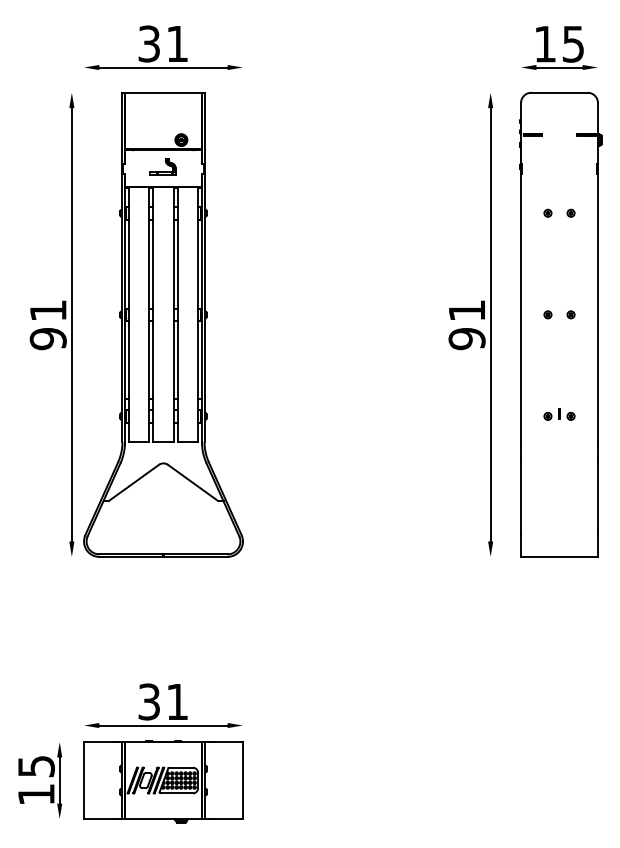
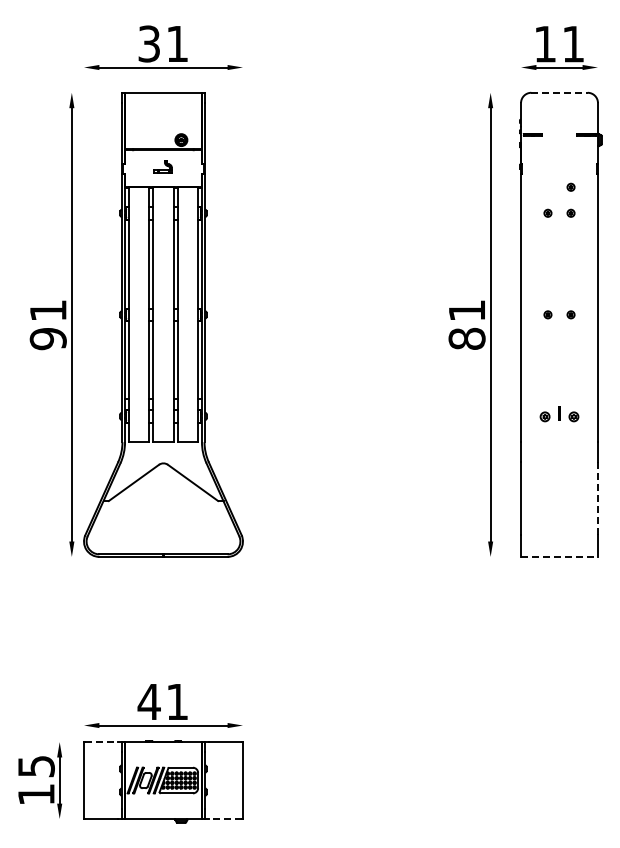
text: 15 -> 11 (573, 44)
line: solid -> dashed (560, 92)
part size: 28x18 px -> 20x14 px (162, 166)
part: none -> present (570, 186)
text: 91 -> 81 (466, 338)
part size: 33x13 px -> 41x17 px (559, 414)
line: solid -> dashed (597, 498)
line: solid -> dashed (560, 556)
text: 31 -> 41 (148, 701)
line: solid -> dashed (102, 742)
line: solid -> dashed (224, 819)
